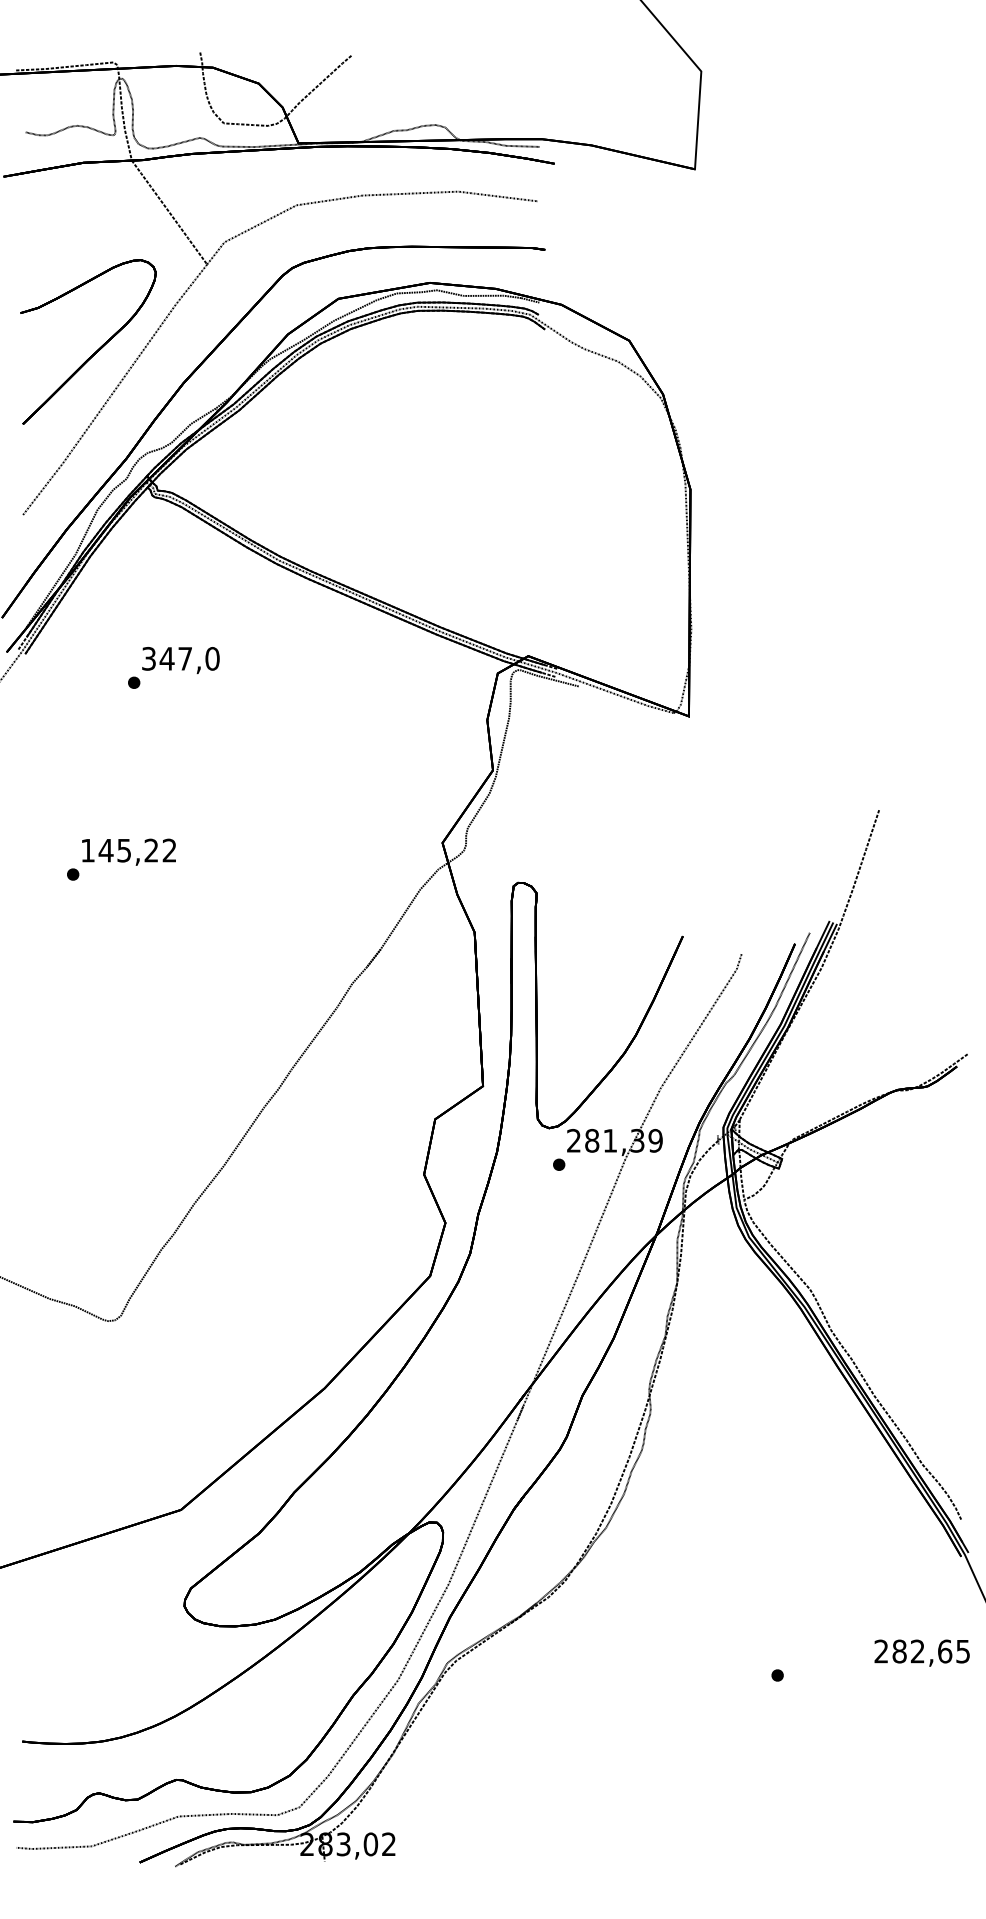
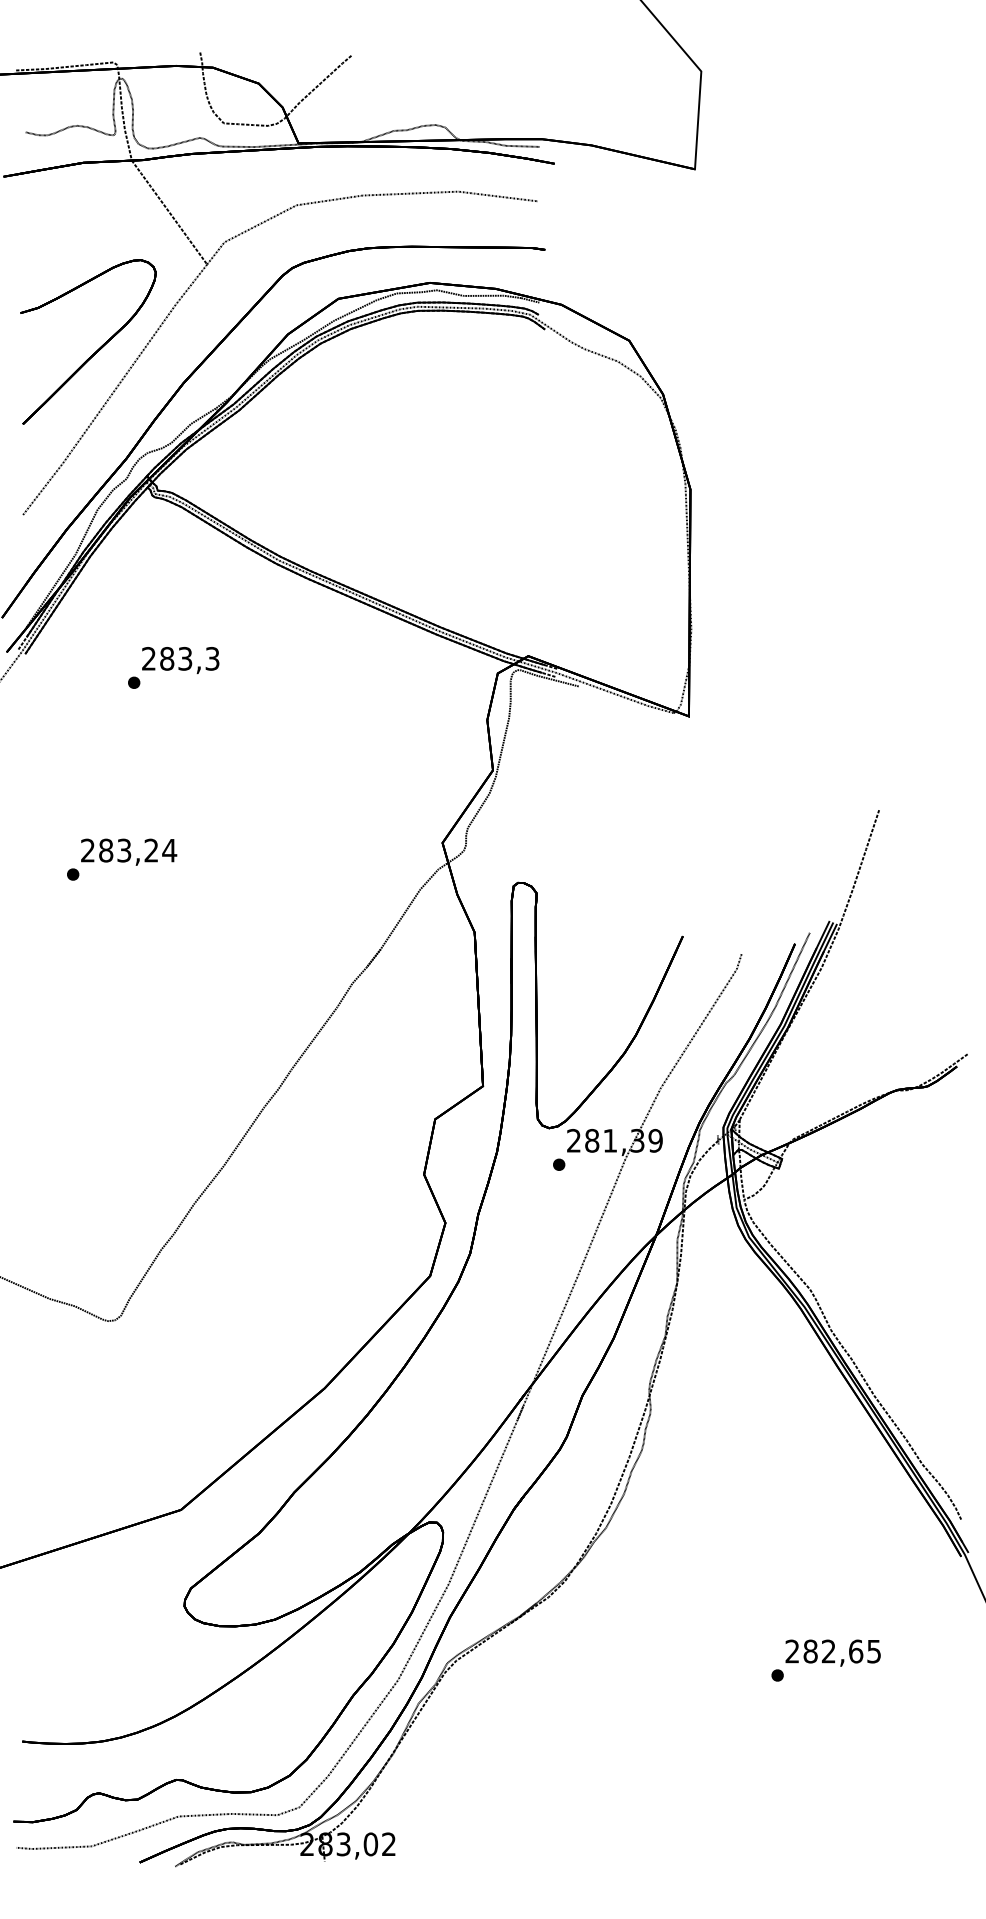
text: 347,0 -> 283,3 (180, 658)
text: 145,22 -> 283,24 (129, 850)
text position: (921, 1652) -> (832, 1652) (832, 1652)
